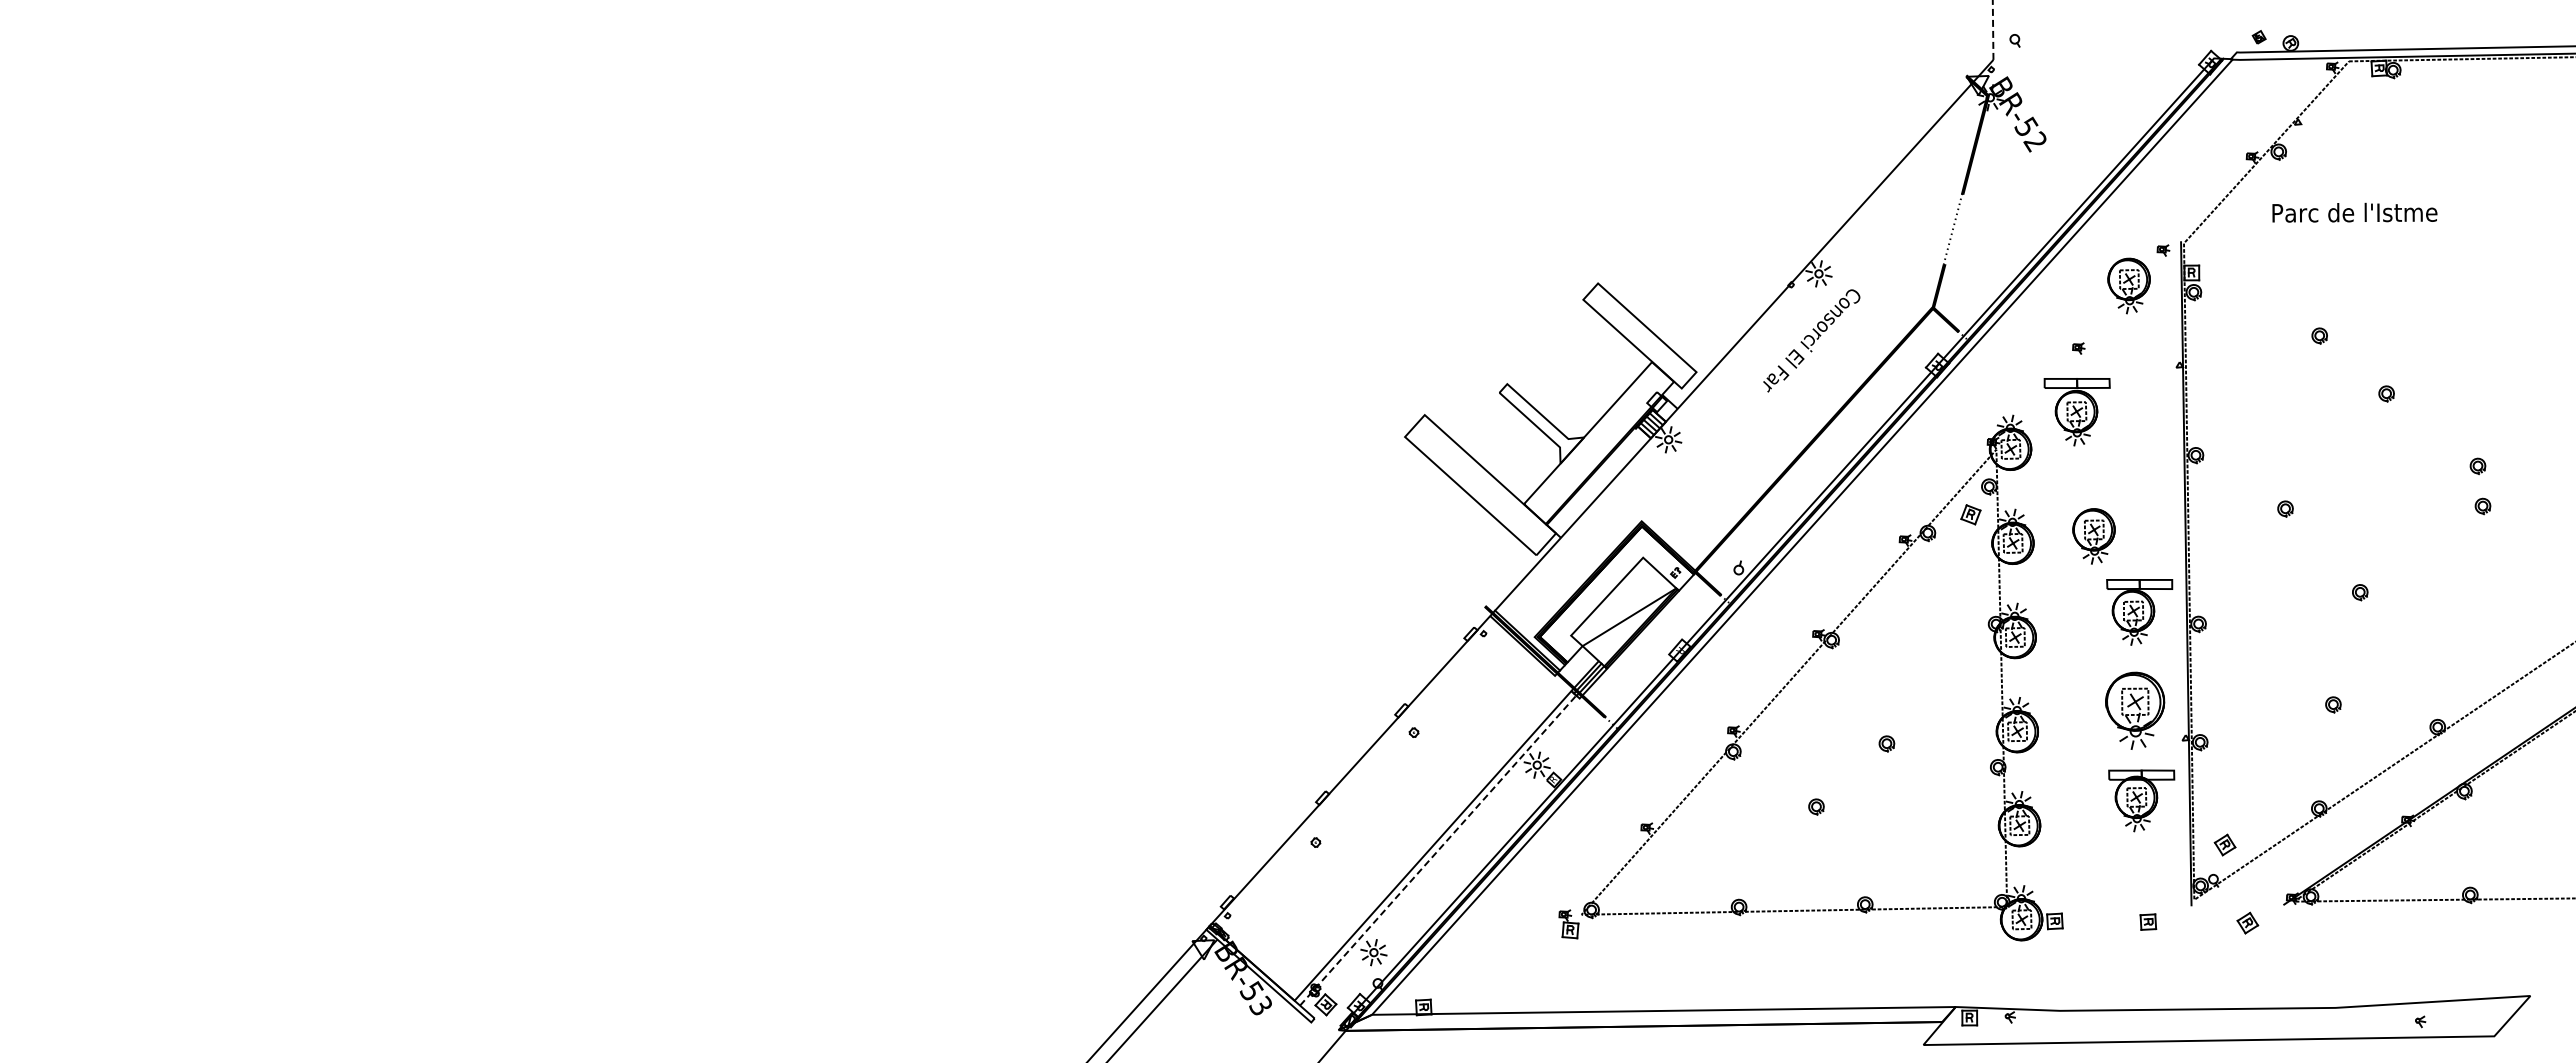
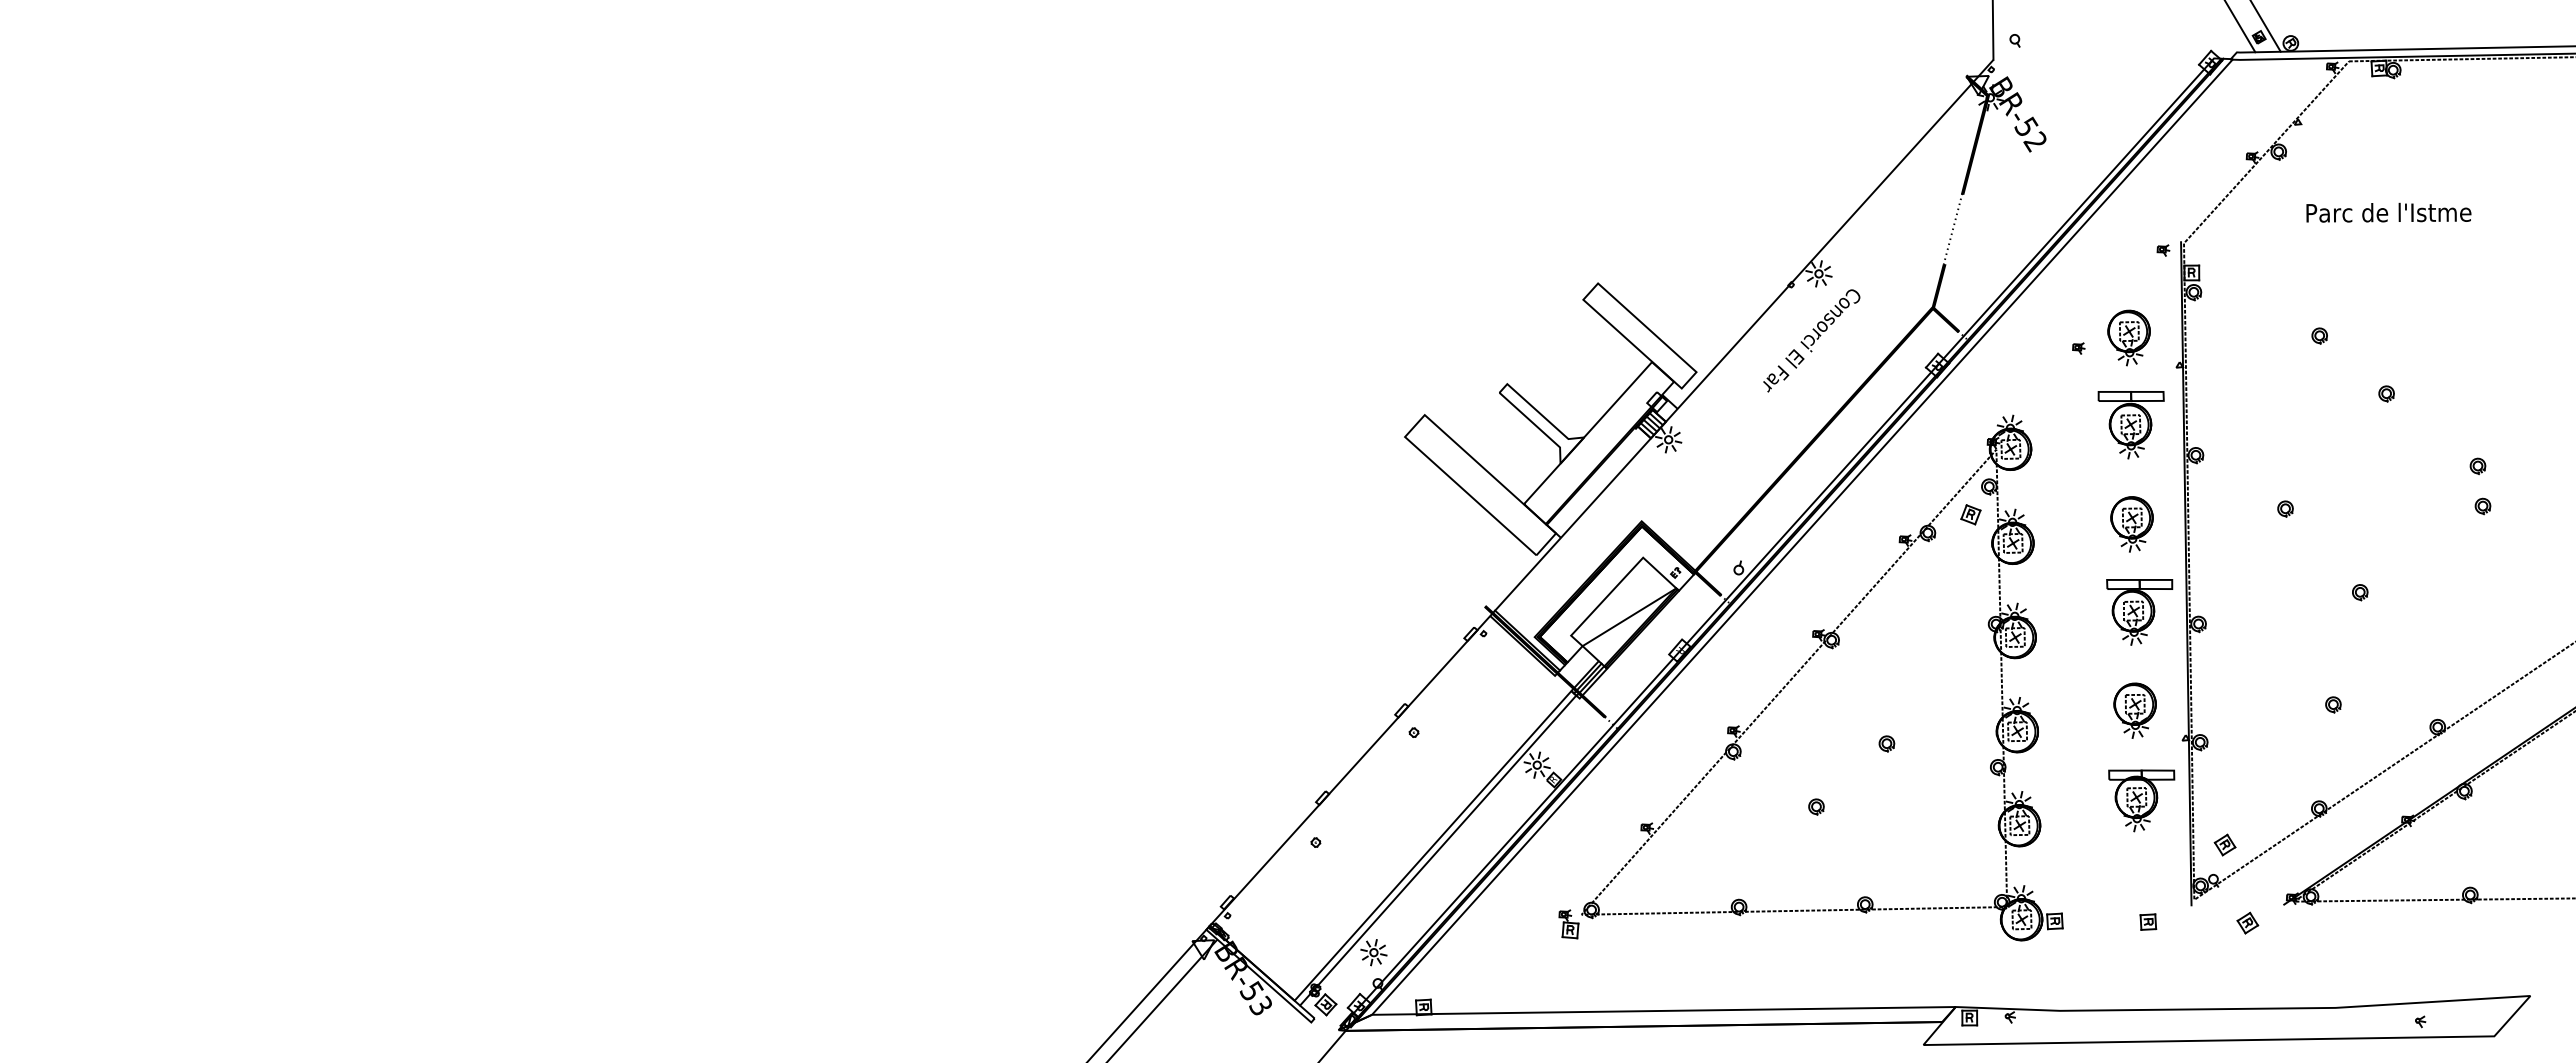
line: none -> present (2265, 26)
line: none -> present (2240, 27)
line: dashed -> solid (1993, 30)
text position: (2354, 212) -> (2388, 212) (2388, 212)
part position: (2128, 285) -> (2128, 337) (2128, 337)
part position: (2076, 412) -> (2130, 425) (2130, 425)
part position: (2093, 536) -> (2131, 524) (2131, 524)
part size: 61x79 px -> 44x57 px (2134, 710)
line: dashed -> solid (1438, 850)
